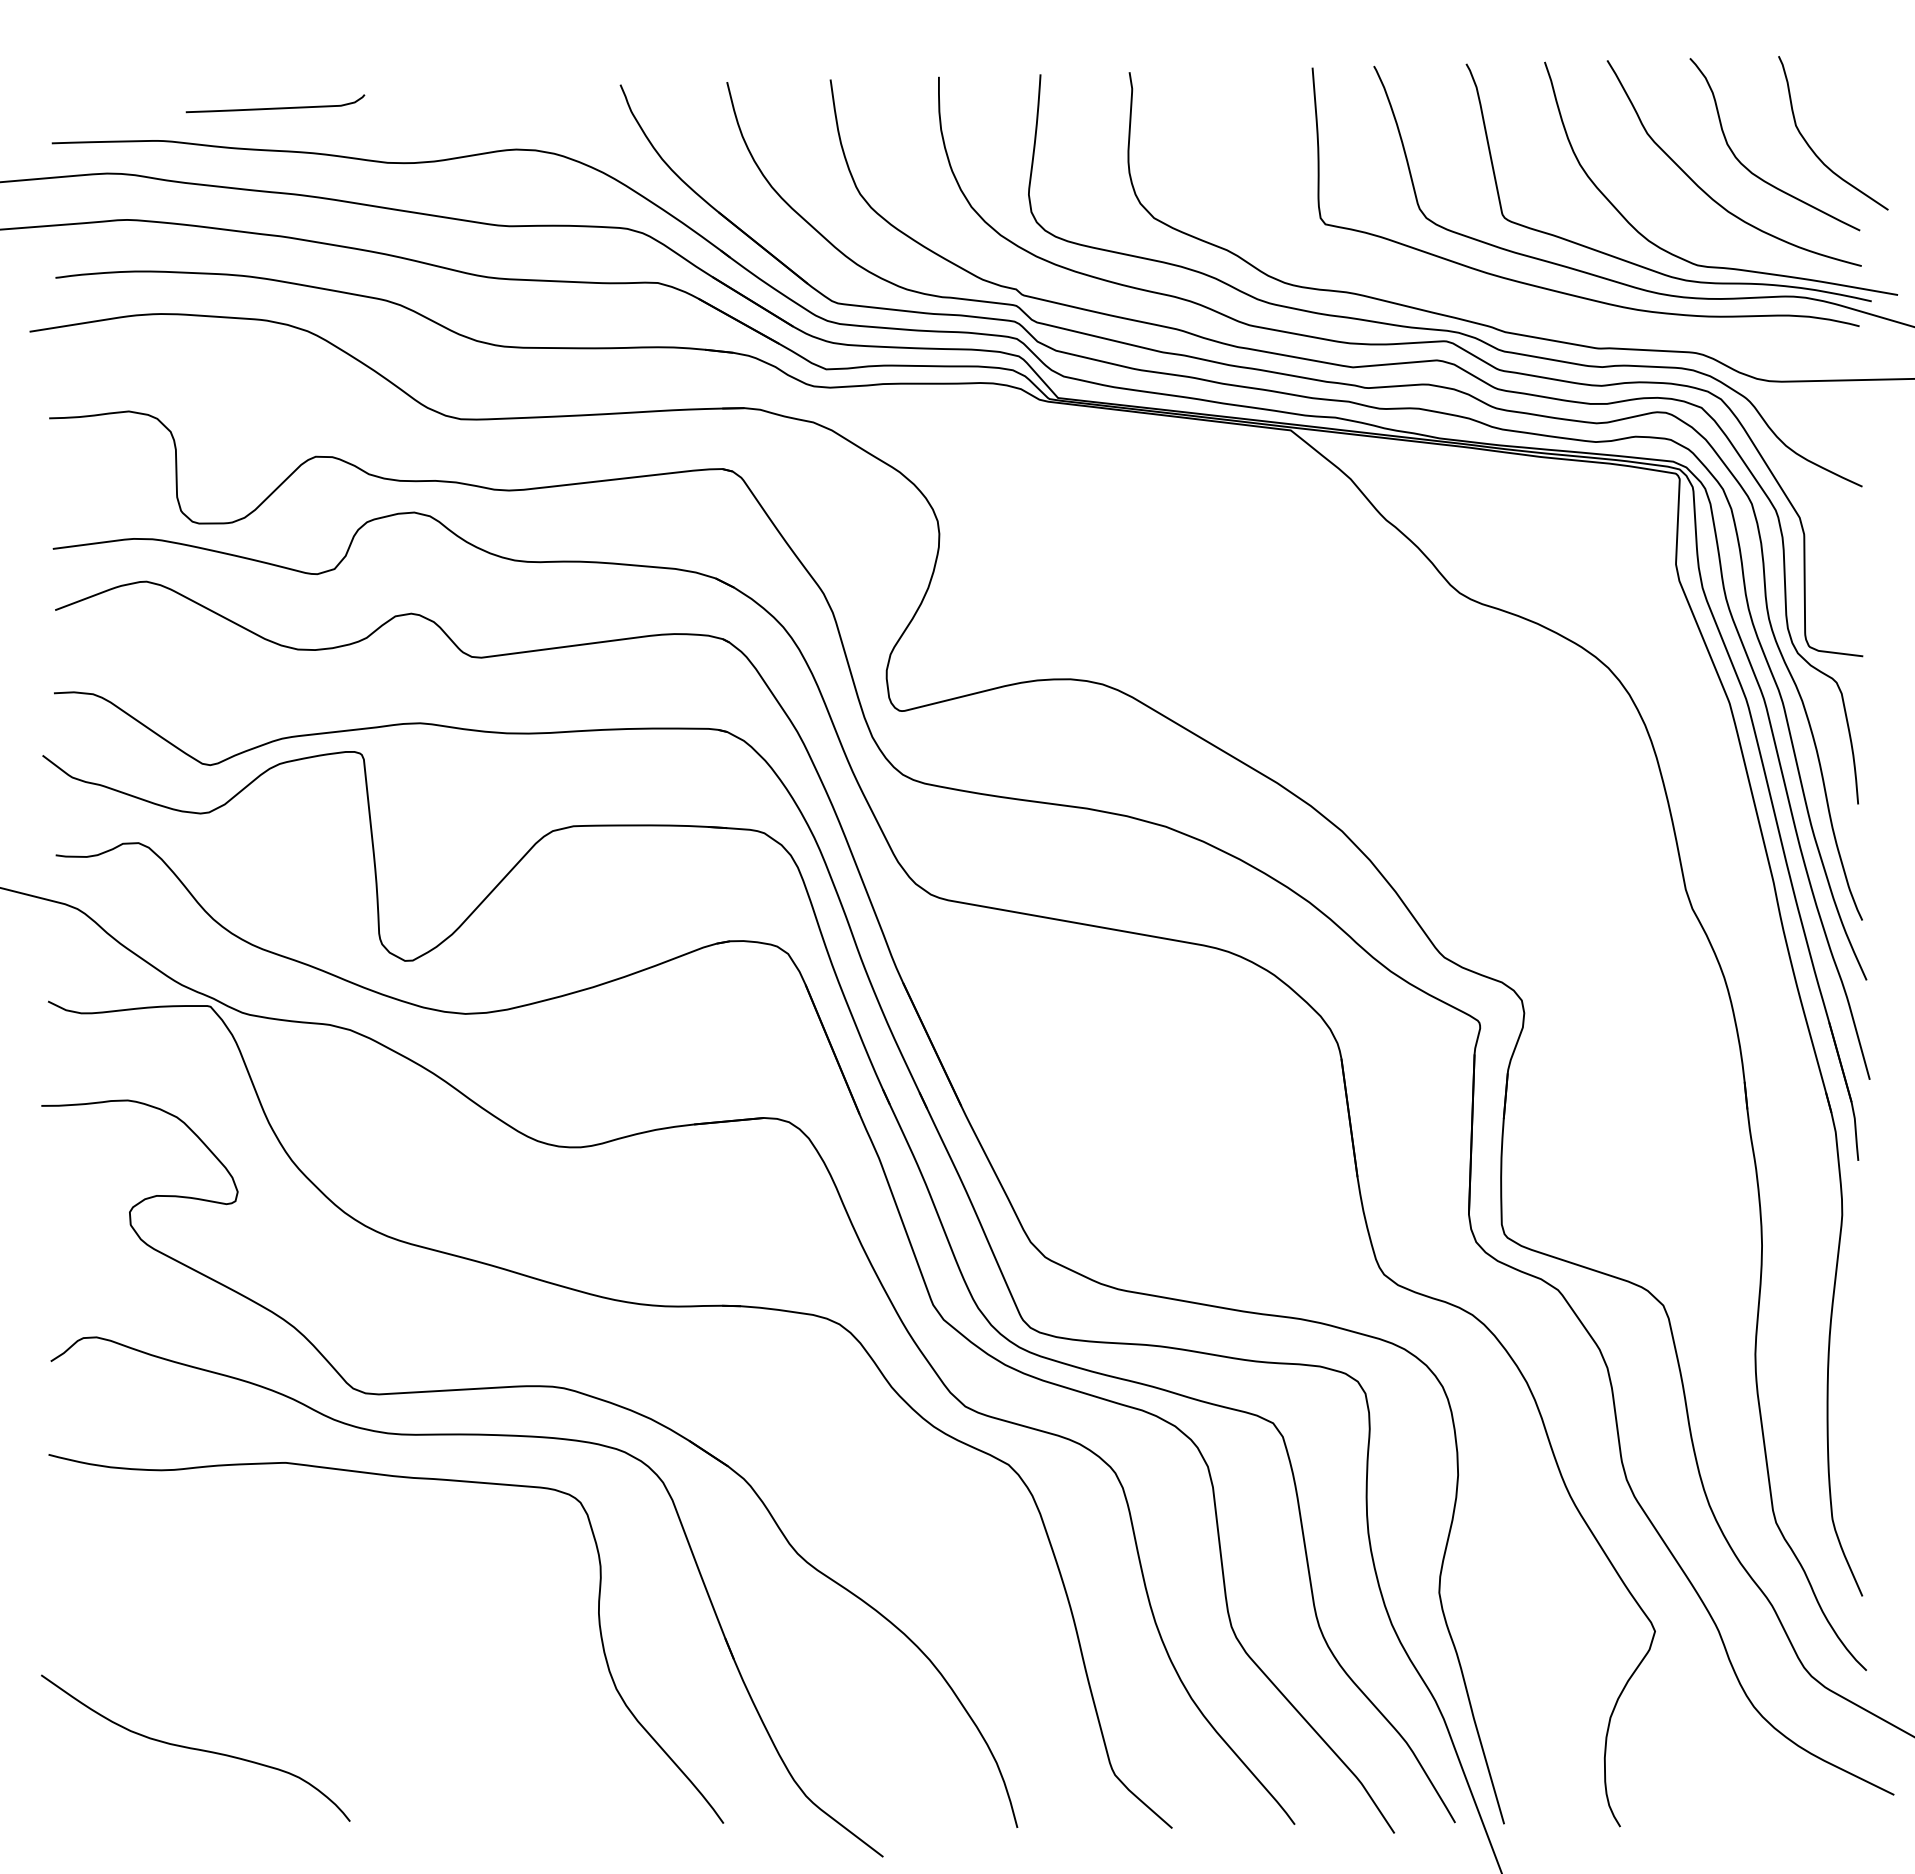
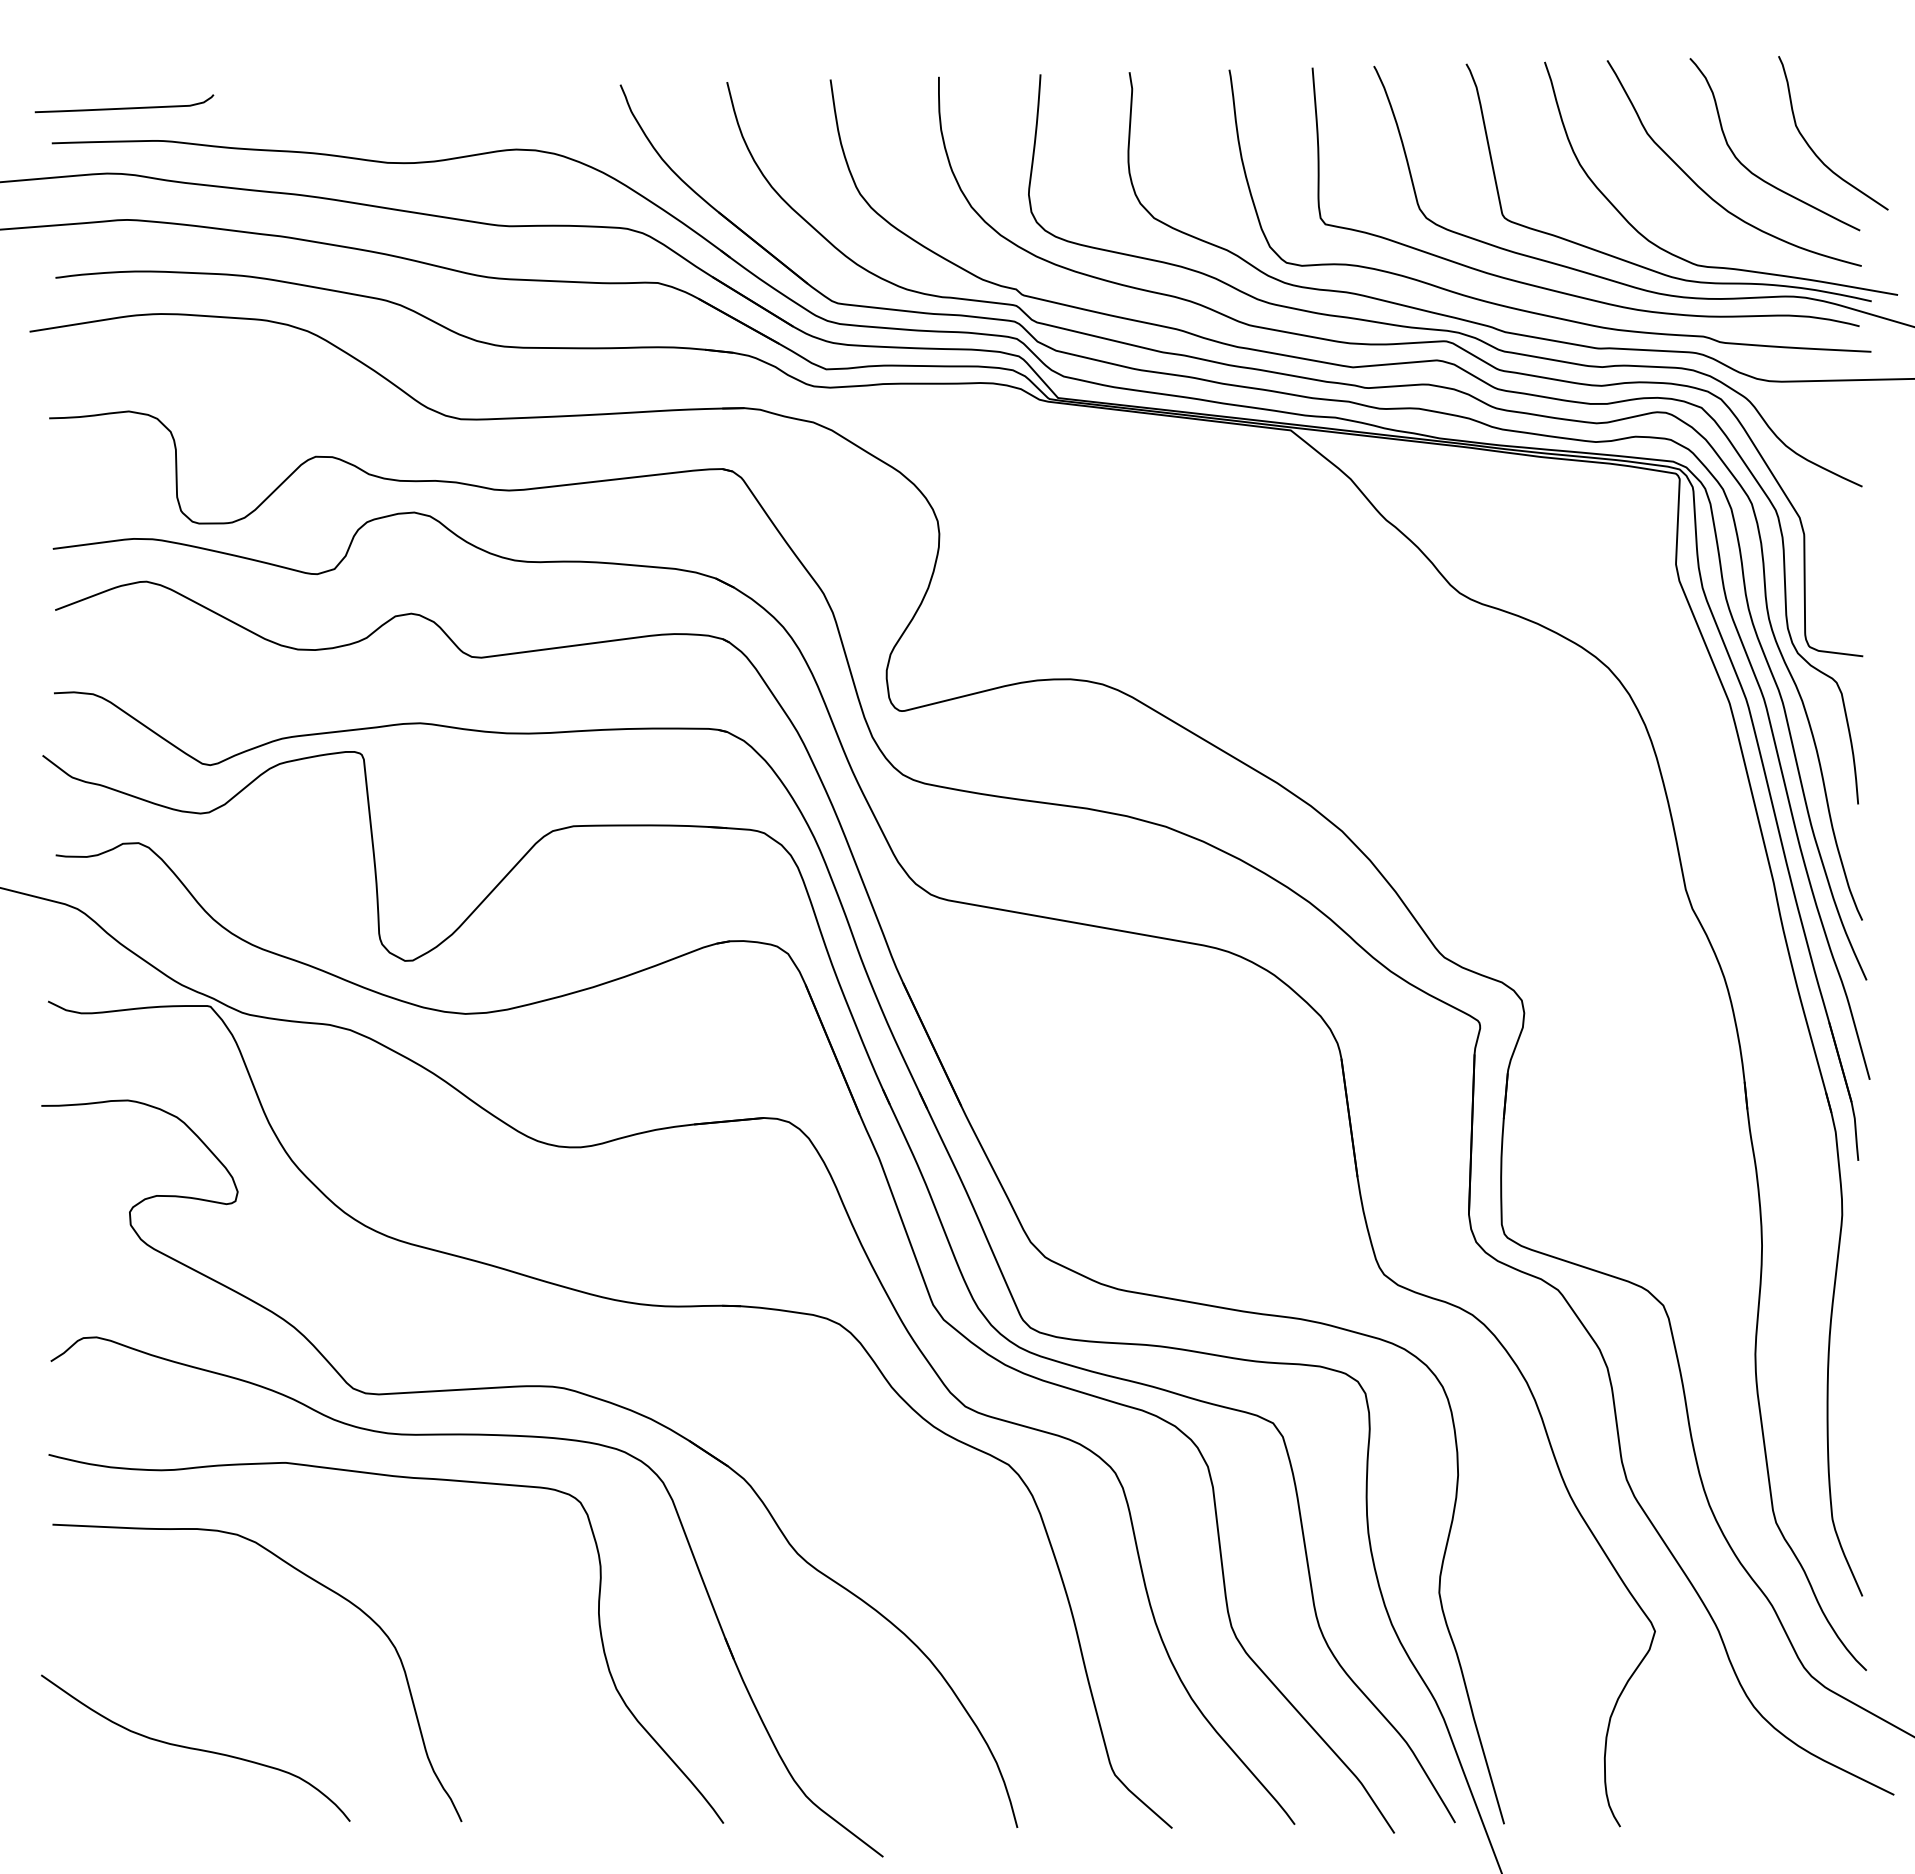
curve position: (275, 107) -> (124, 107) (124, 107)
curve: none -> present (1528, 310)
curve: none -> present (312, 1580)
